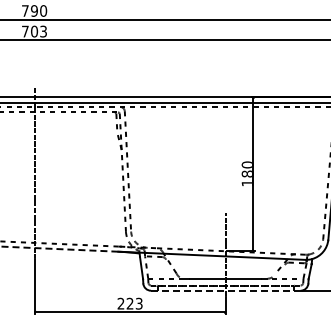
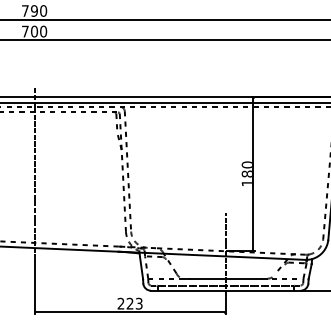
text: 703 -> 700 (43, 31)
line: dashed -> solid (59, 249)
line: dashed -> solid (225, 290)
